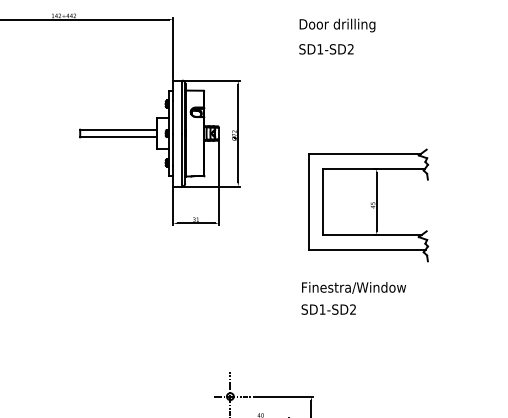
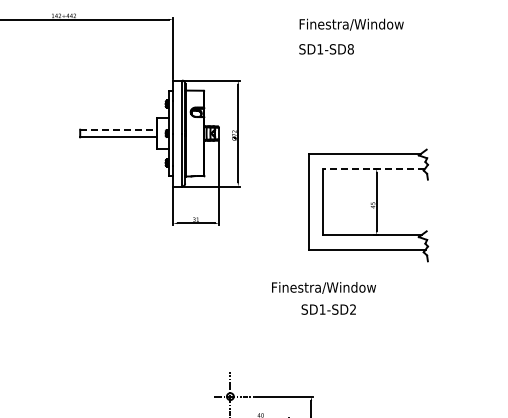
text: Door drilling -> Finestra/Window (352, 25)
text: SD1-SD2 -> SD1-SD8 (350, 49)
line: solid -> dashed (118, 129)
line: solid -> dashed (374, 168)
text position: (353, 287) -> (323, 287) (323, 287)
